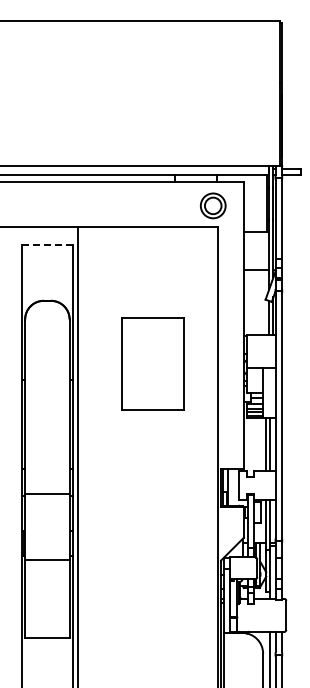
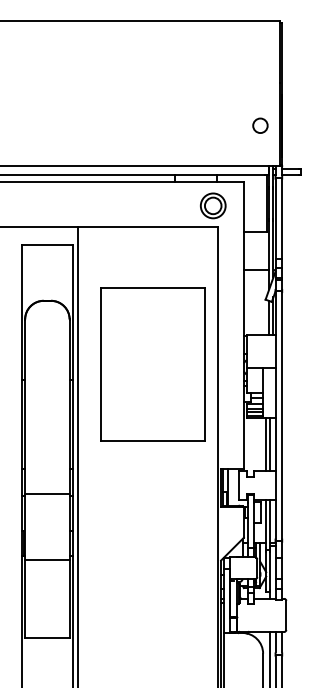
circle: none -> present (260, 125)
line: dashed -> solid (47, 245)
part size: 64x94 px -> 106x155 px (152, 364)
